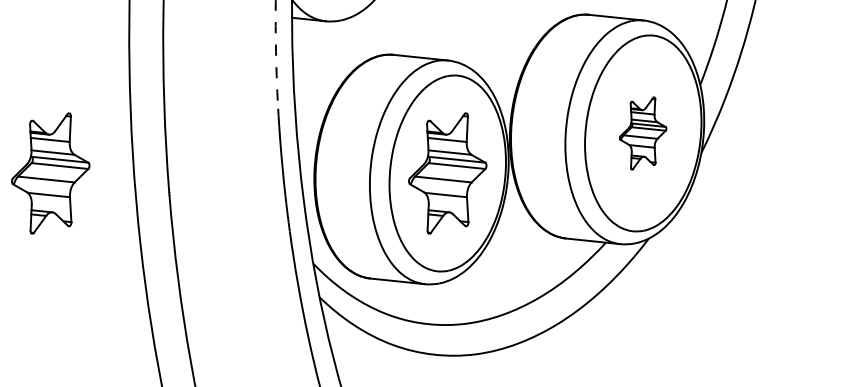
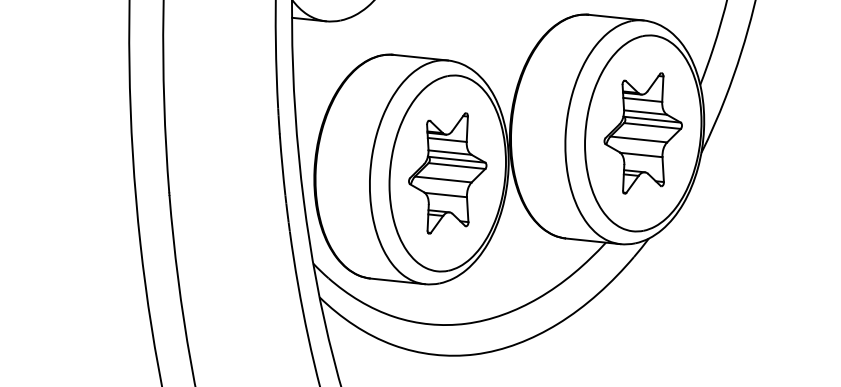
arc: dashed -> solid (276, 53)
part size: 49x75 px -> 80x123 px (642, 133)
part: present -> none (50, 173)
